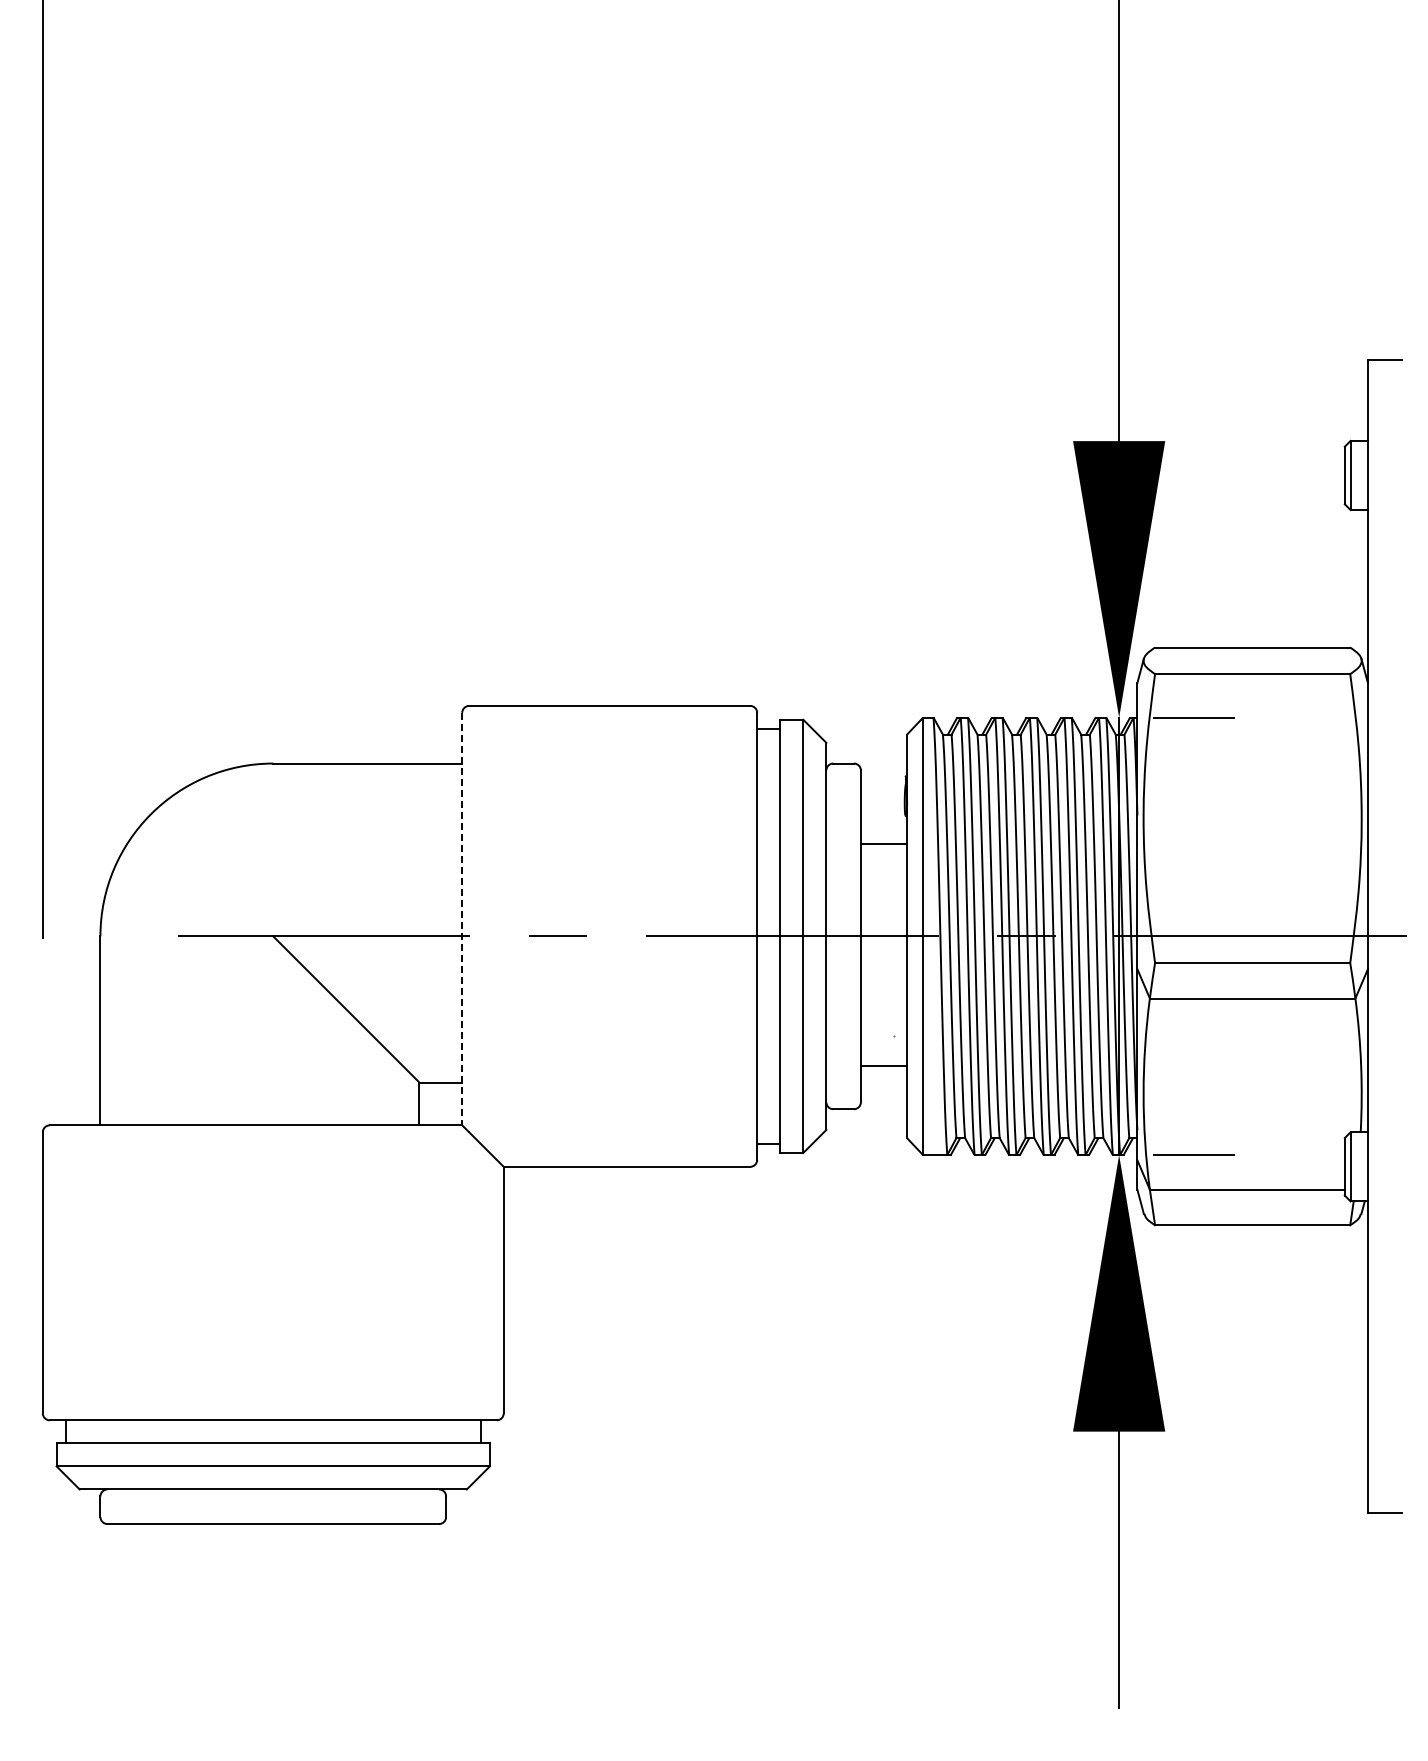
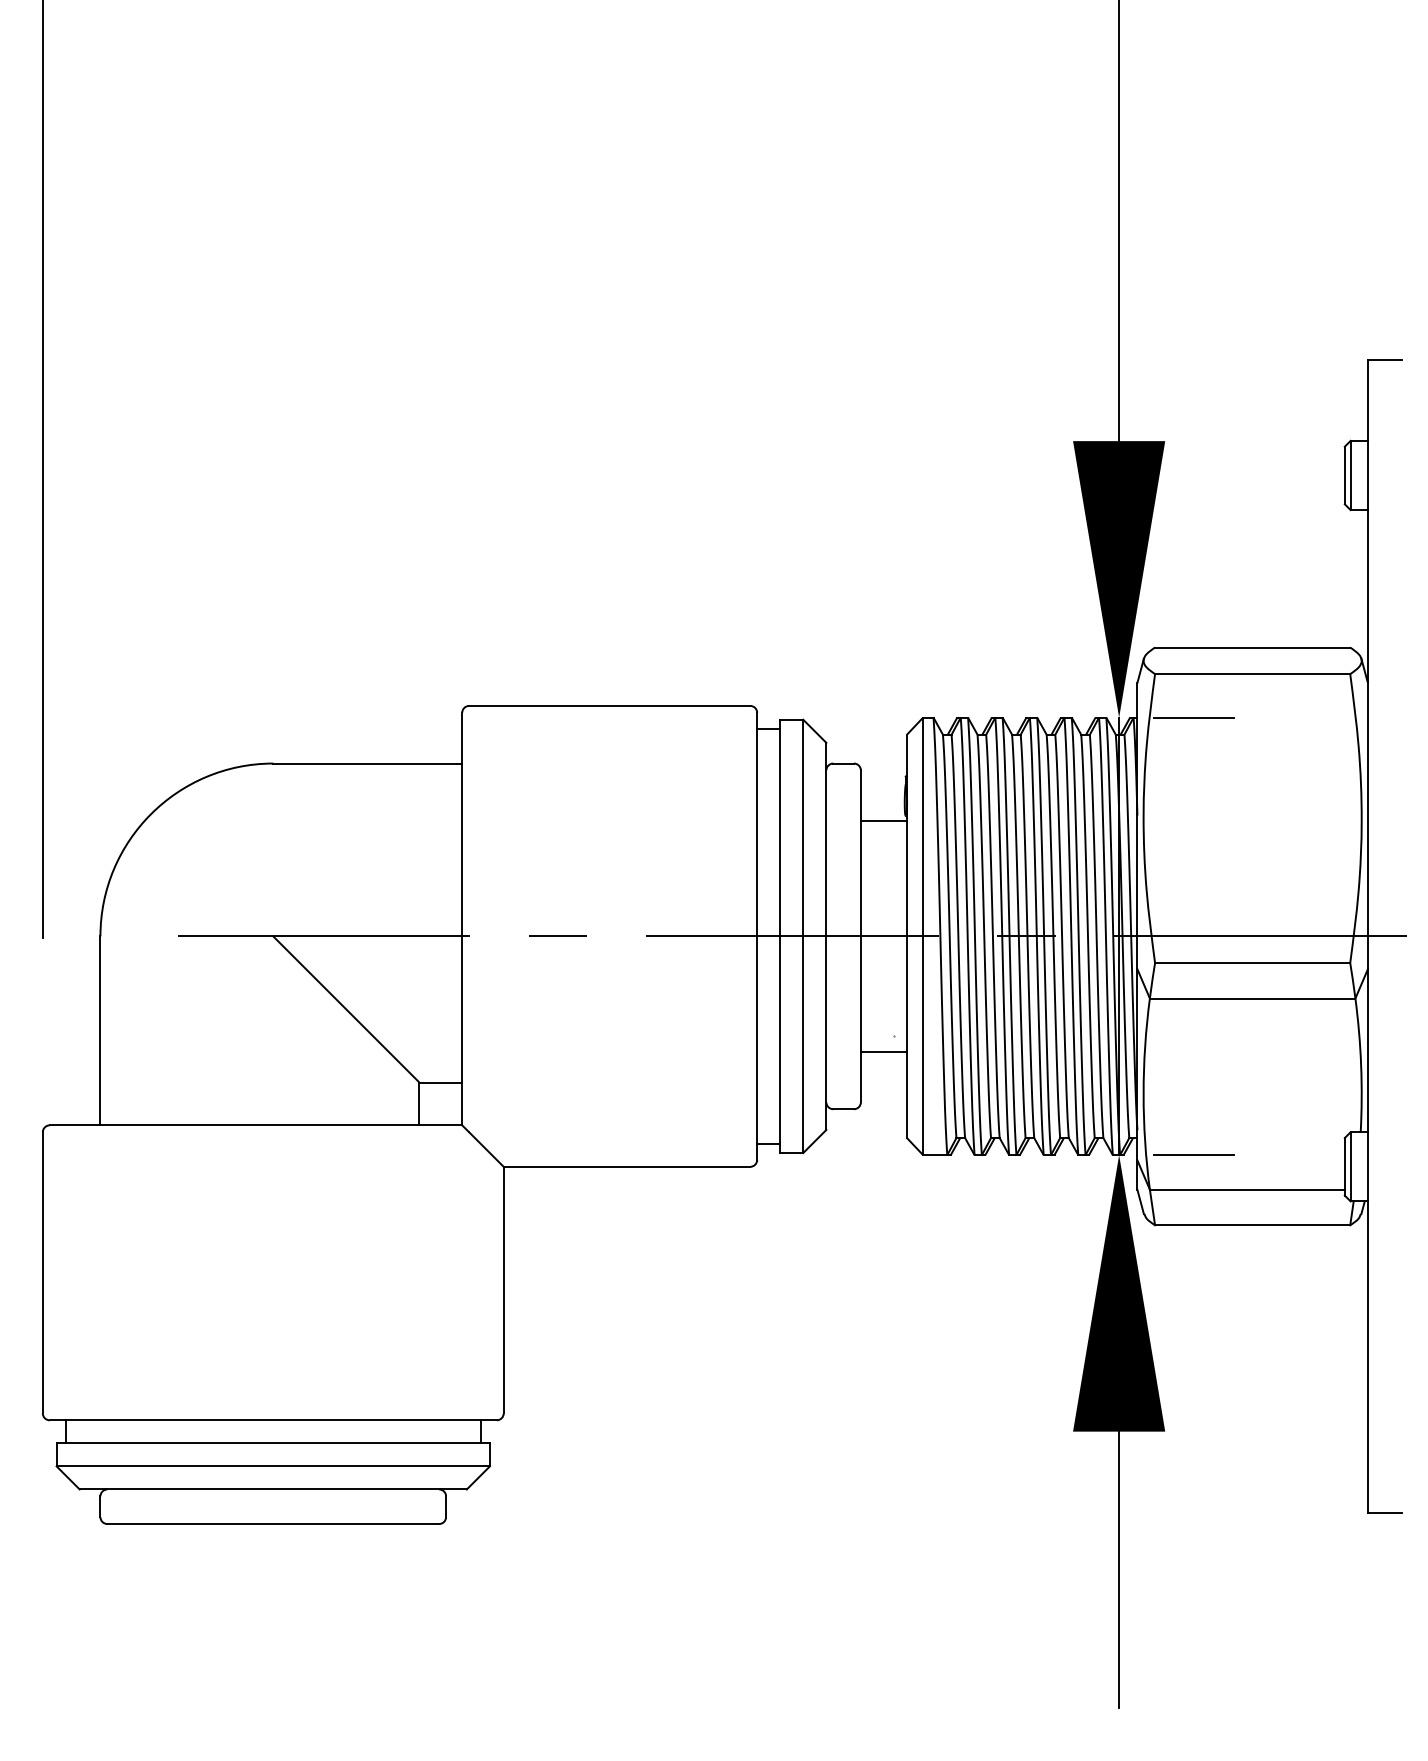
line position: (883, 844) -> (883, 821) (883, 821)
line: dashed -> solid (462, 919)
line position: (883, 1065) -> (883, 1051) (883, 1051)
